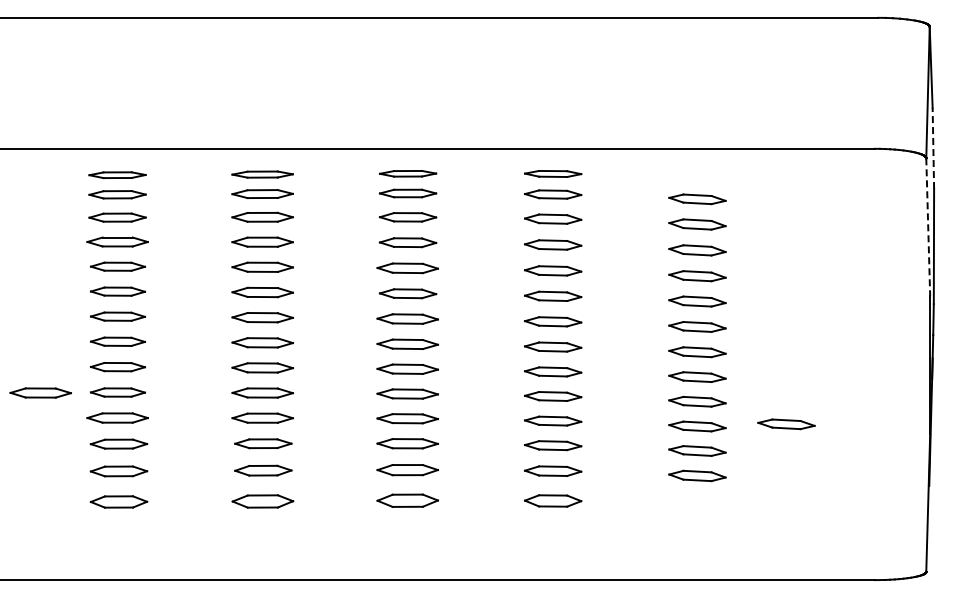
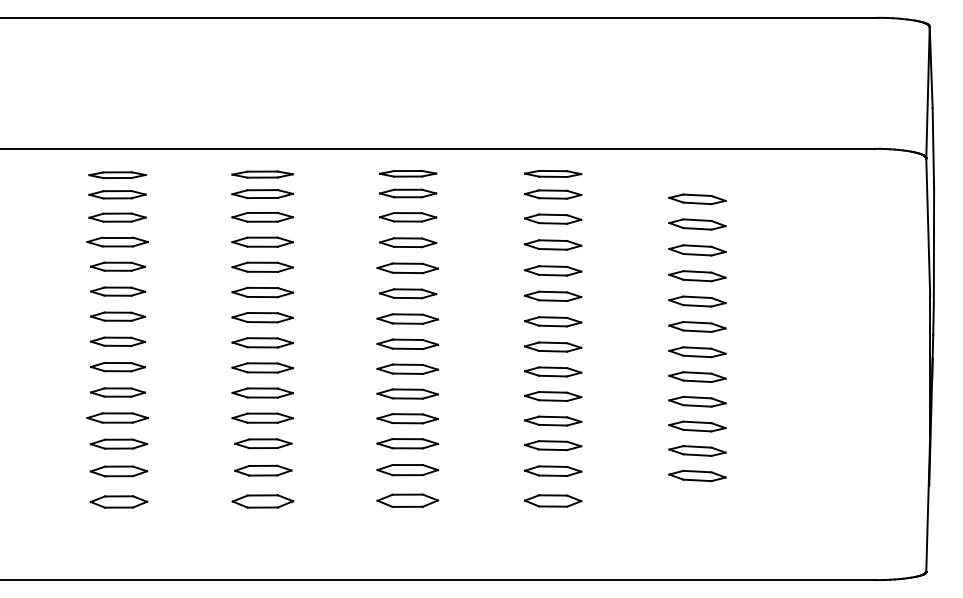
line: dashed -> solid (933, 148)
line: dashed -> solid (928, 227)
part: present -> none (40, 392)
part: present -> none (786, 424)
